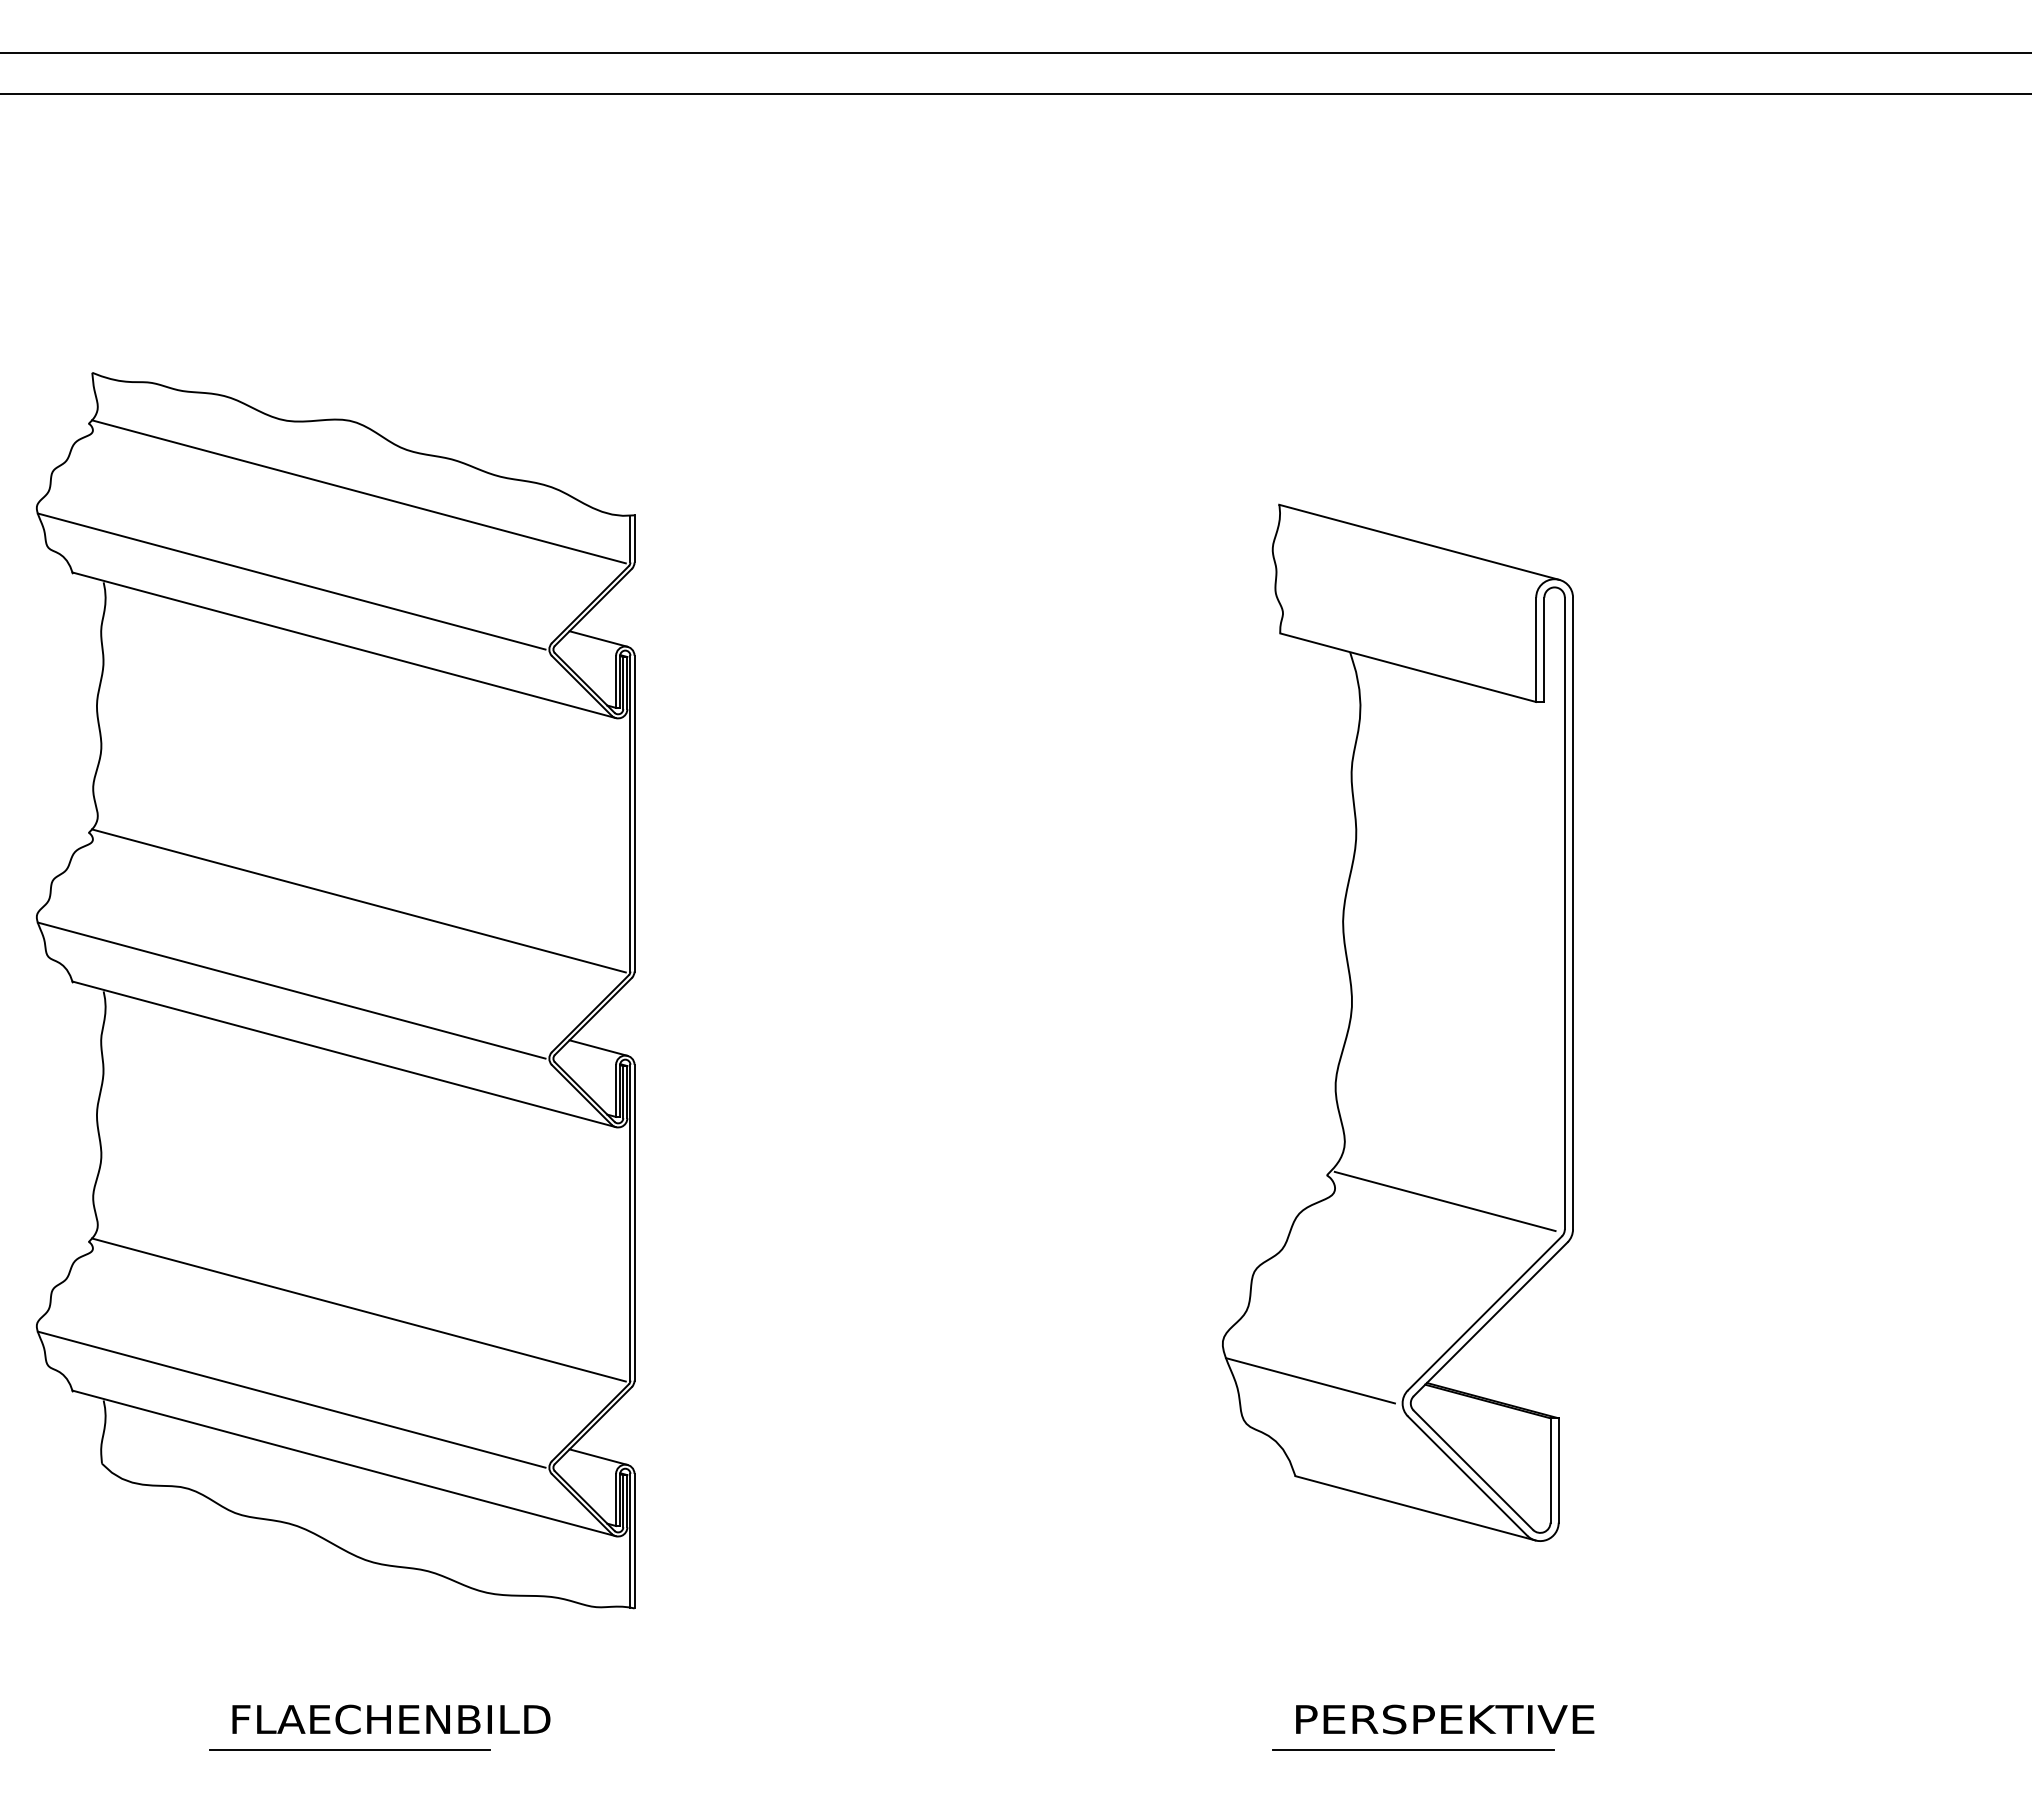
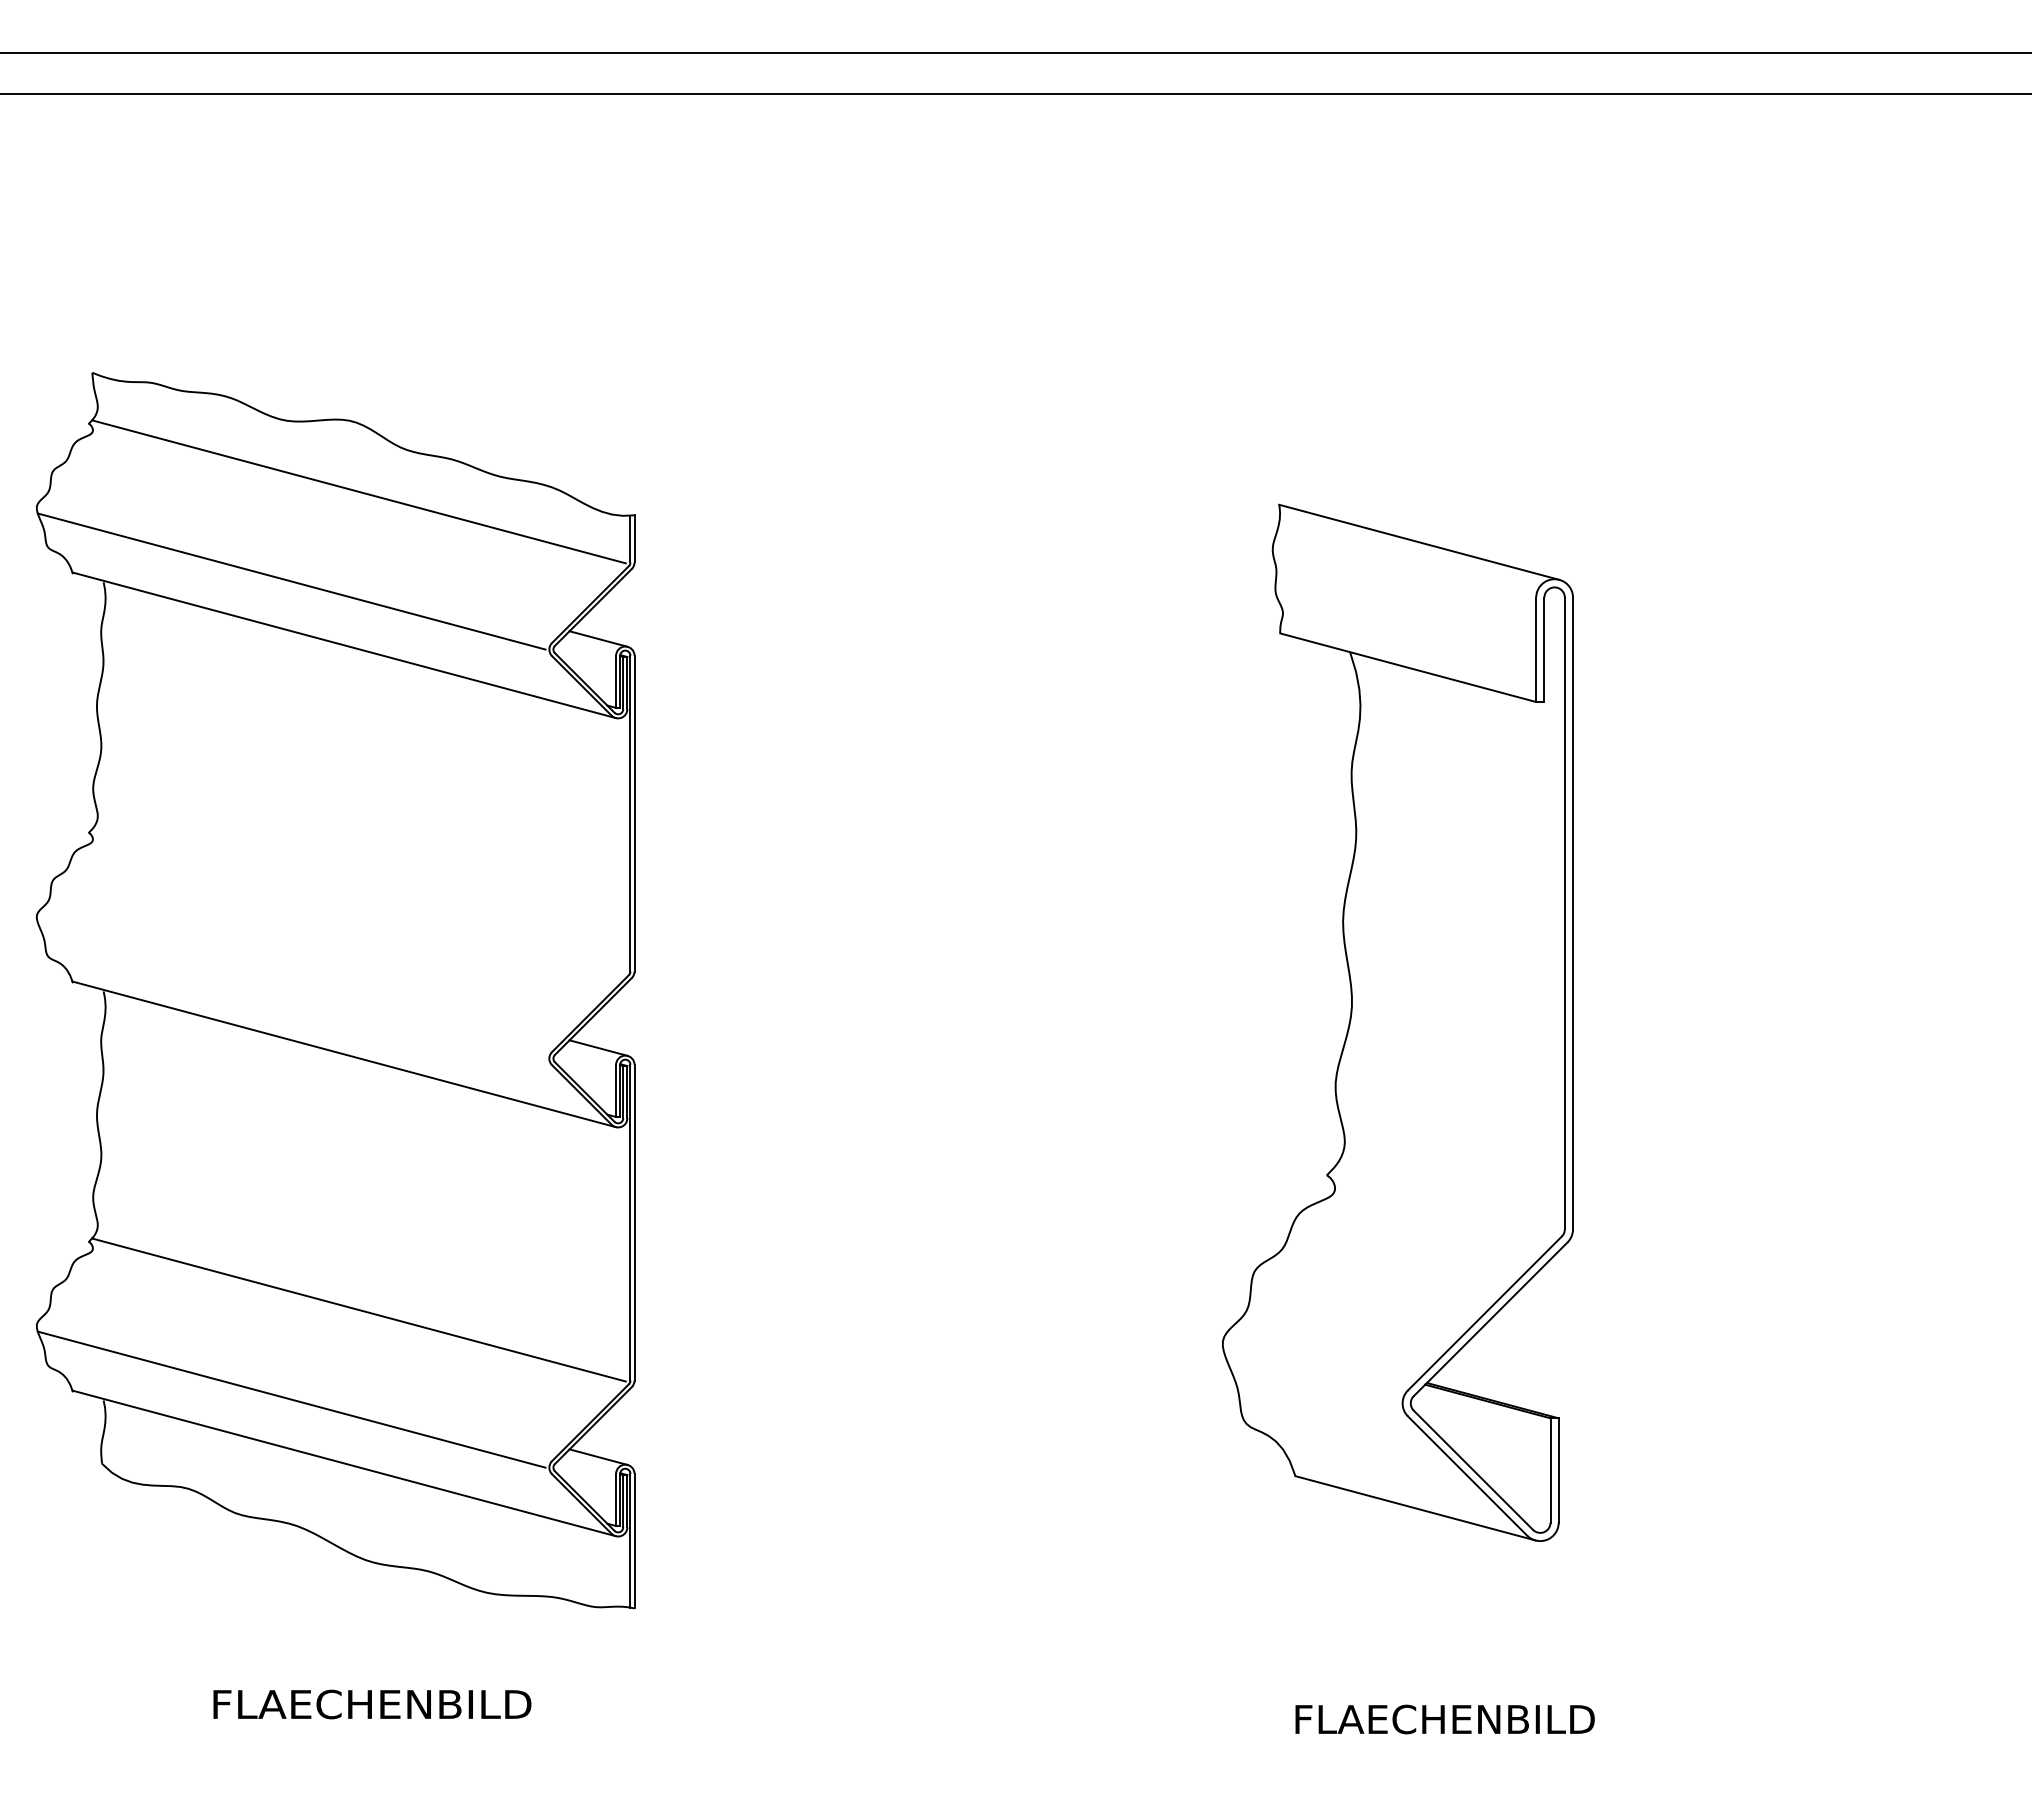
line: present -> none (358, 900)
line: present -> none (291, 990)
line: present -> none (1444, 1201)
line: present -> none (1309, 1380)
text position: (391, 1719) -> (372, 1704) (372, 1704)
text: PERSPEKTIVE -> FLAECHENBILD (1444, 1719)
line: present -> none (349, 1749)
line: present -> none (1413, 1749)
